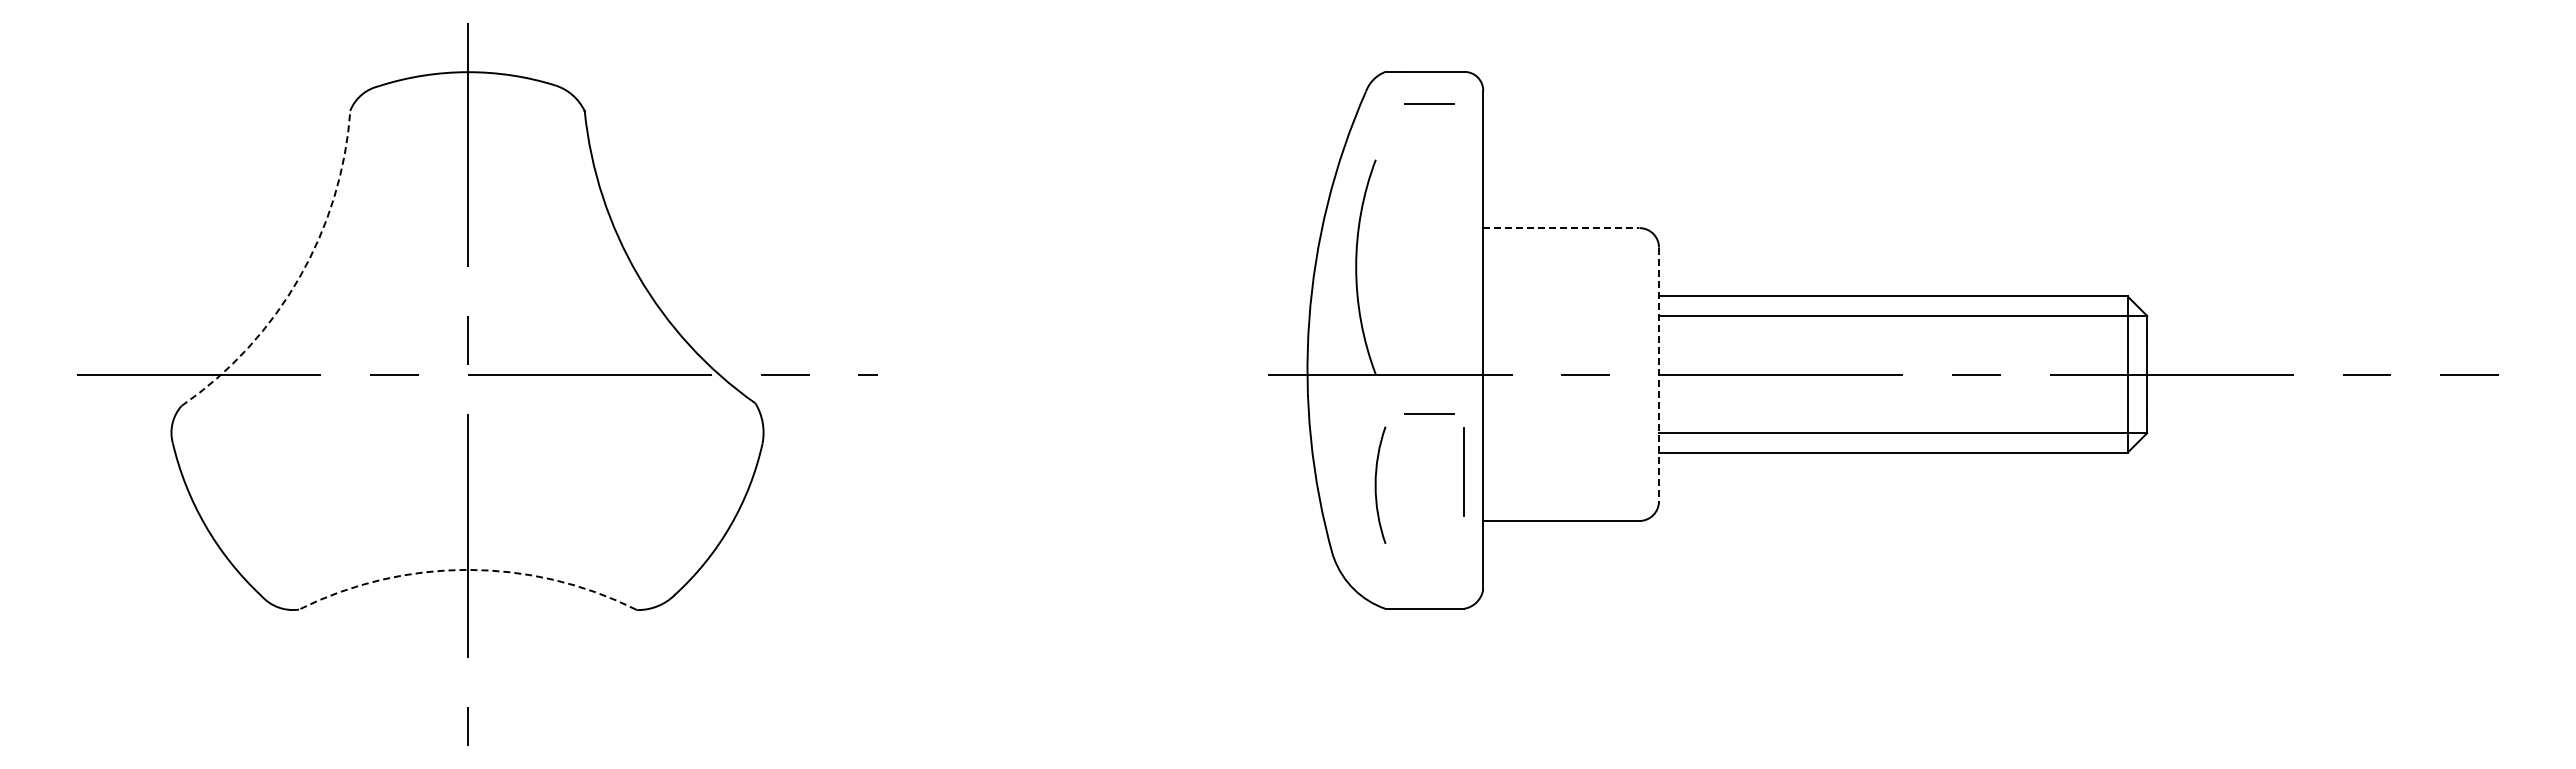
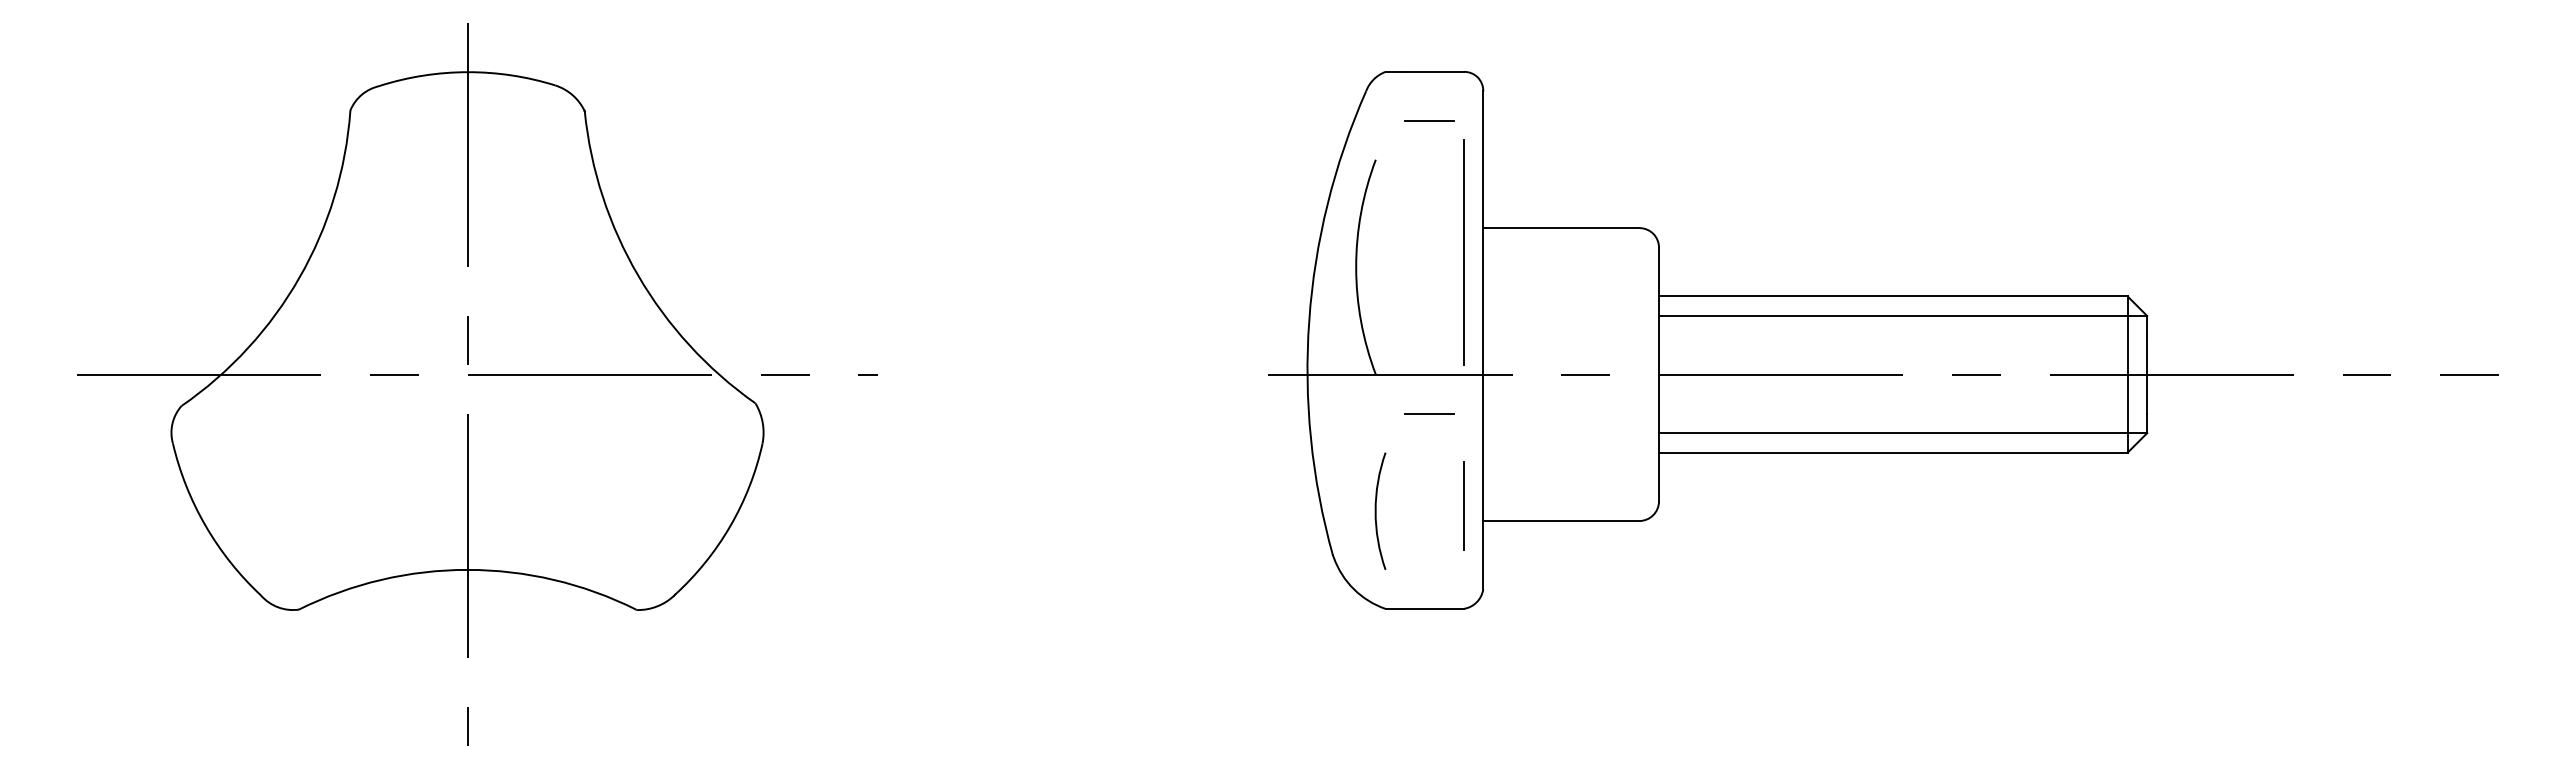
line position: (1429, 103) -> (1429, 120) (1429, 120)
line: dashed -> solid (1561, 228)
line: none -> present (1463, 252)
arc: dashed -> solid (299, 277)
line: dashed -> solid (1659, 374)
line position: (1463, 471) -> (1463, 505) (1463, 505)
arc position: (1376, 484) -> (1376, 510) (1376, 510)
arc: dashed -> solid (467, 569)
